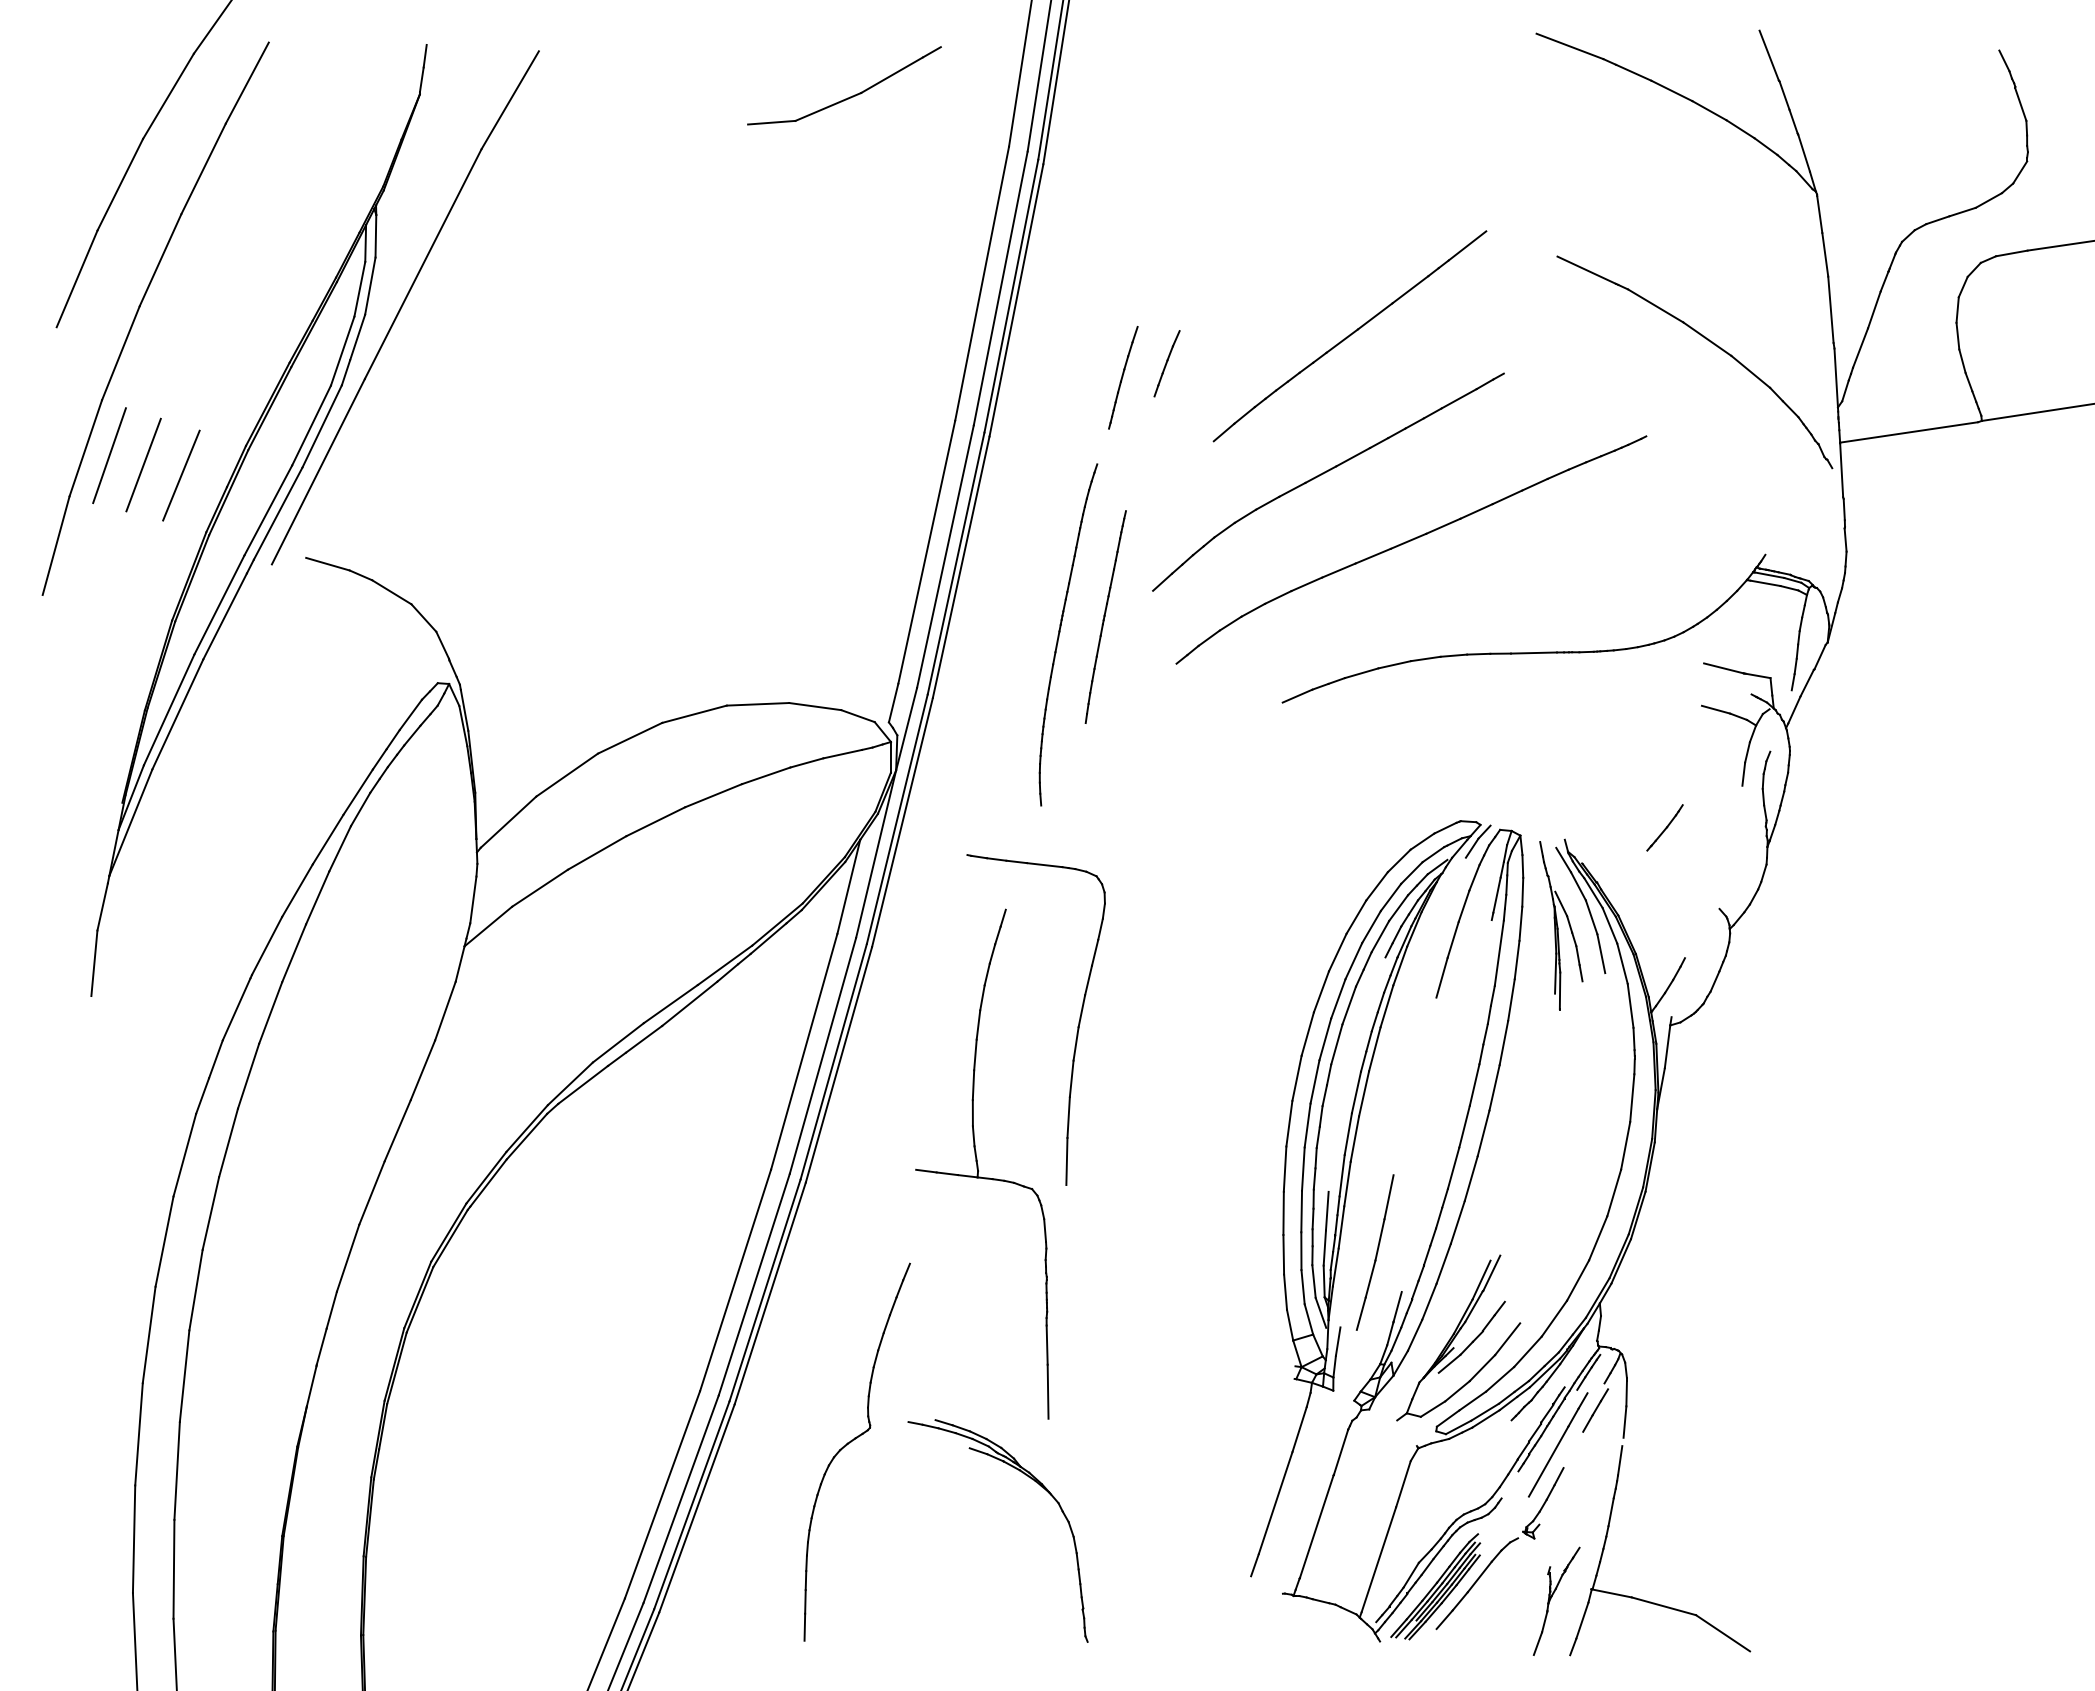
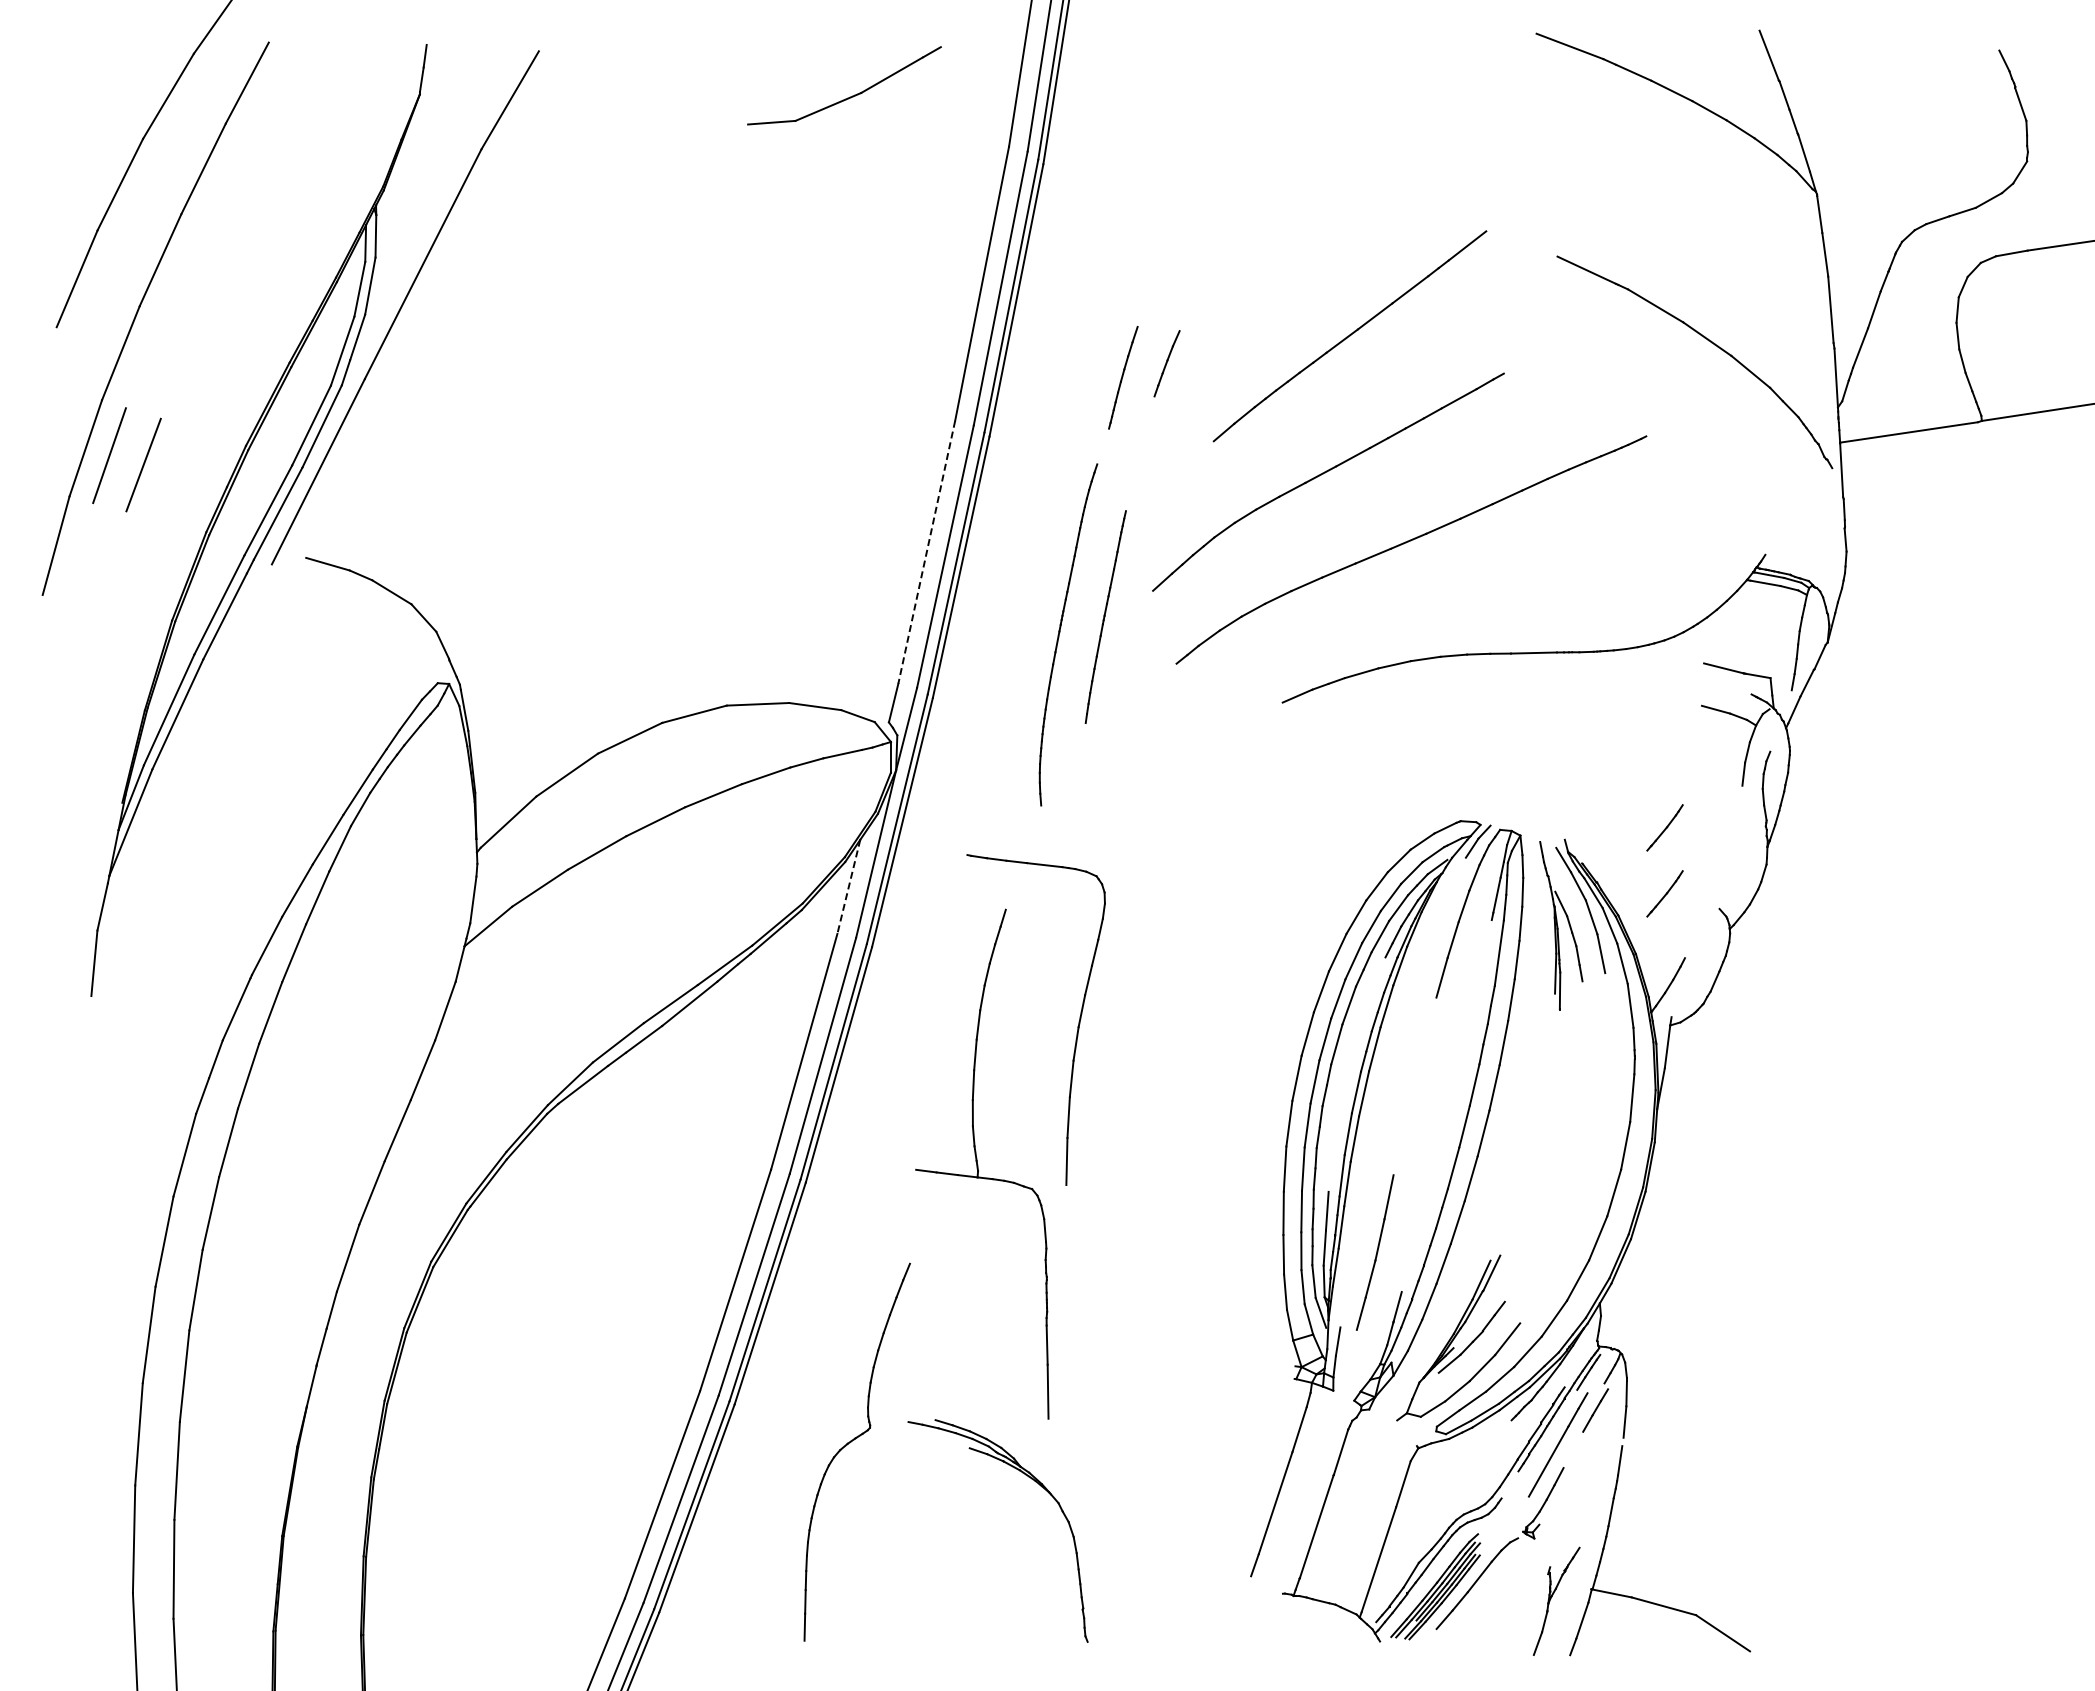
line: present -> none (181, 475)
line: solid -> dashed (926, 552)
line: solid -> dashed (848, 887)
part: none -> present (1664, 893)
